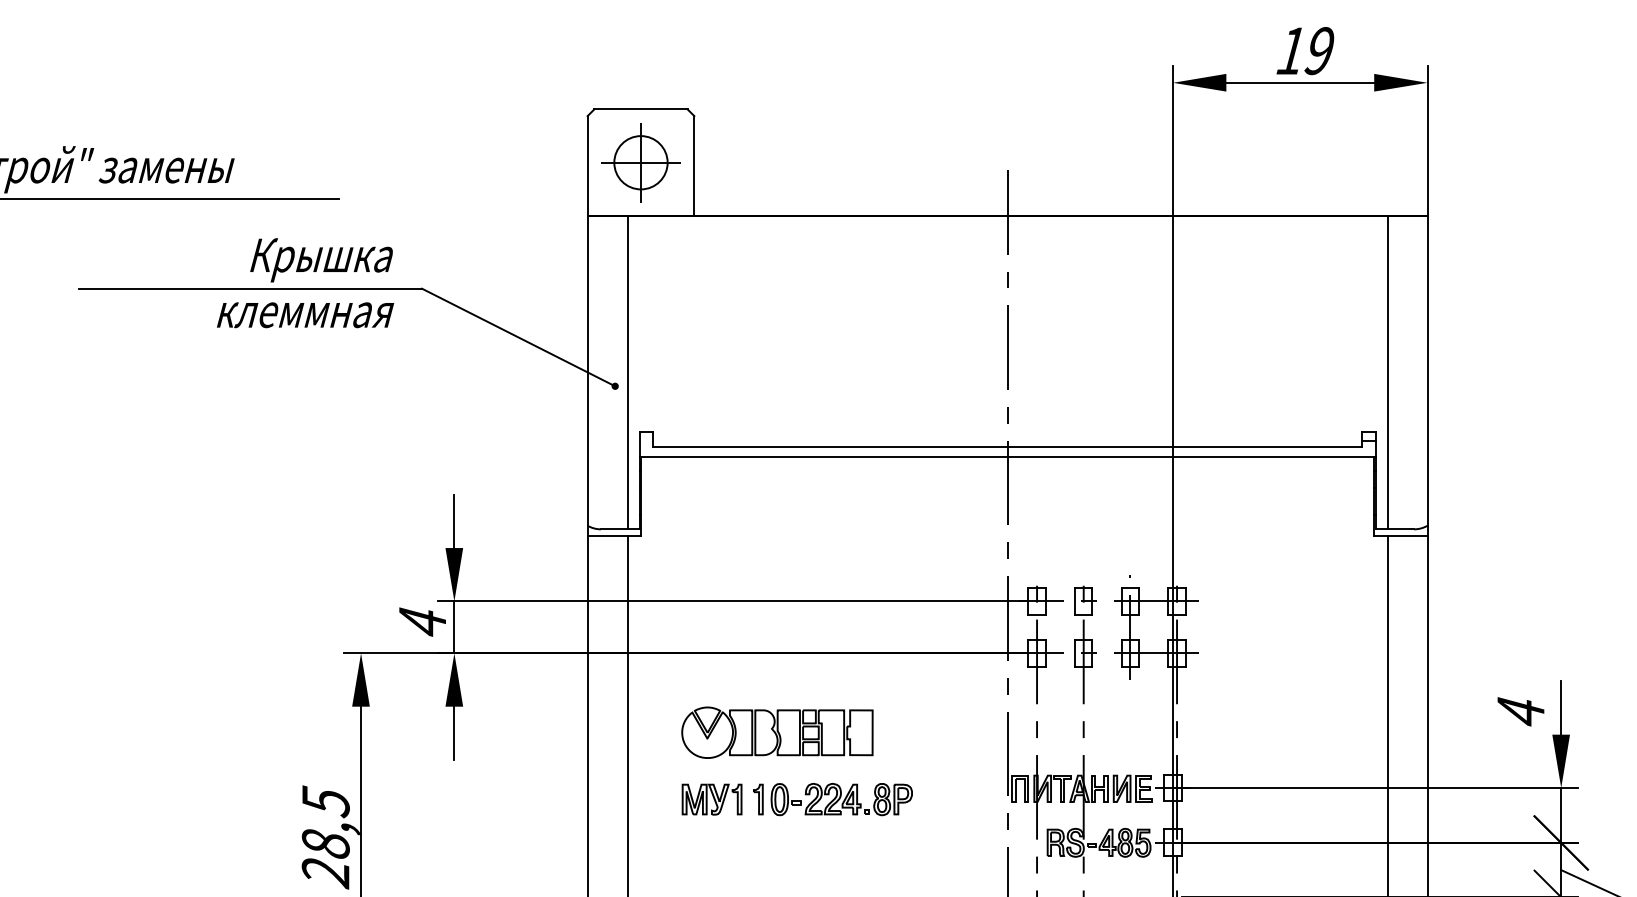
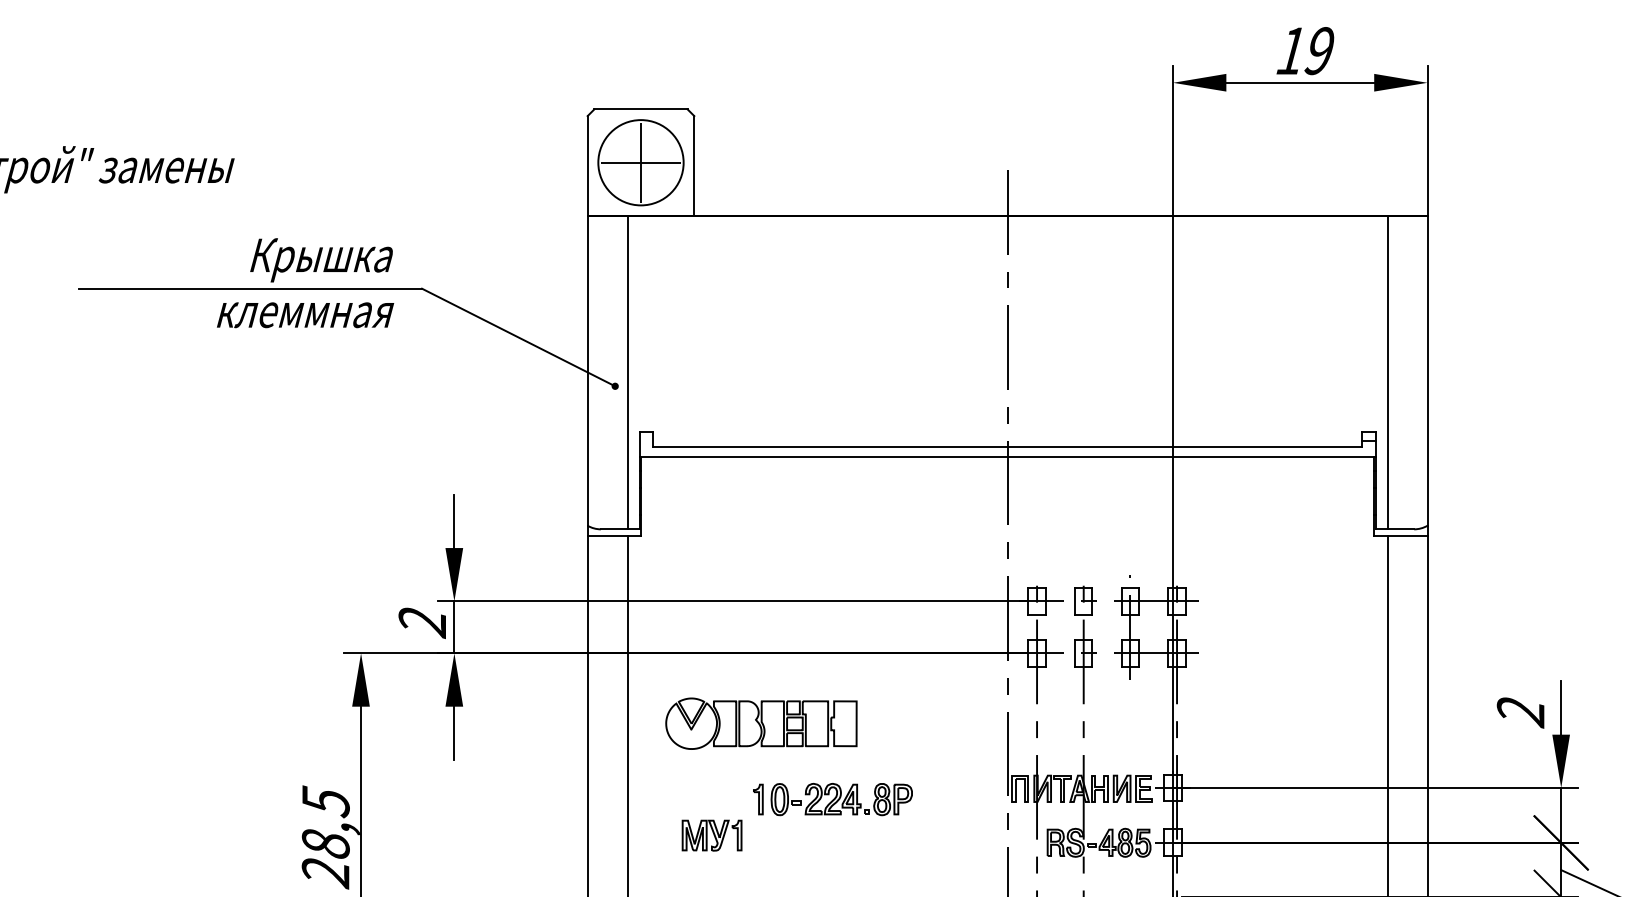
circle diameter: 53 px -> 85 px (640, 162)
line: present -> none (170, 198)
text: 4 -> 2 (421, 623)
text: 4 -> 2 (1520, 712)
part position: (777, 732) -> (761, 723) (761, 723)
part position: (711, 799) -> (711, 835) (711, 835)
